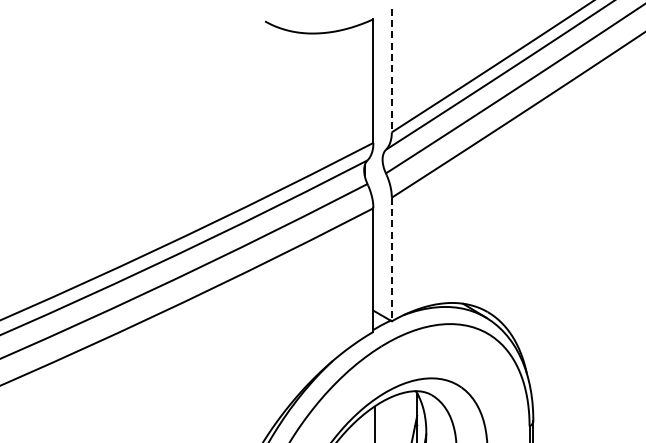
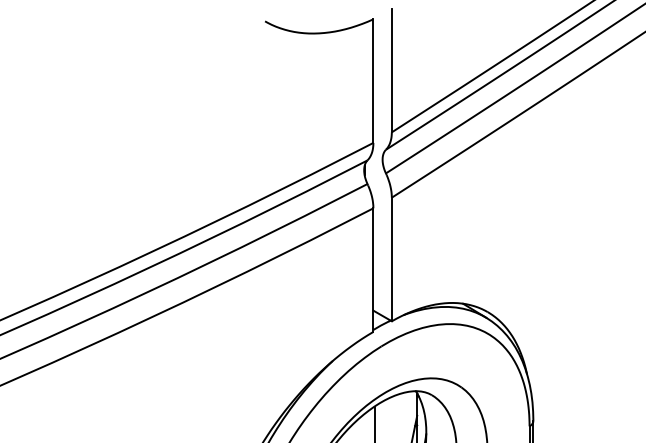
line: dashed -> solid (391, 70)
line: dashed -> solid (391, 259)
